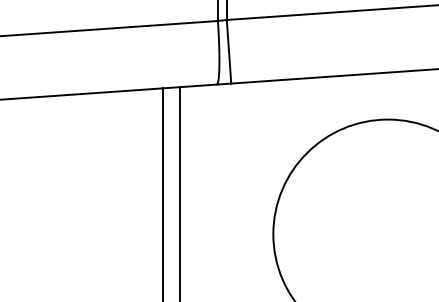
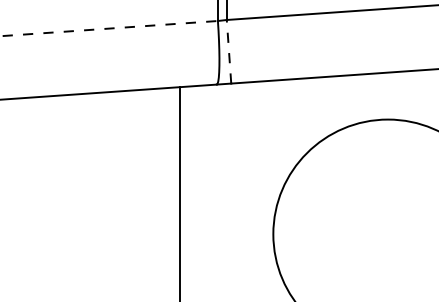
line: solid -> dashed (109, 28)
line: solid -> dashed (229, 51)
line: present -> none (162, 193)
